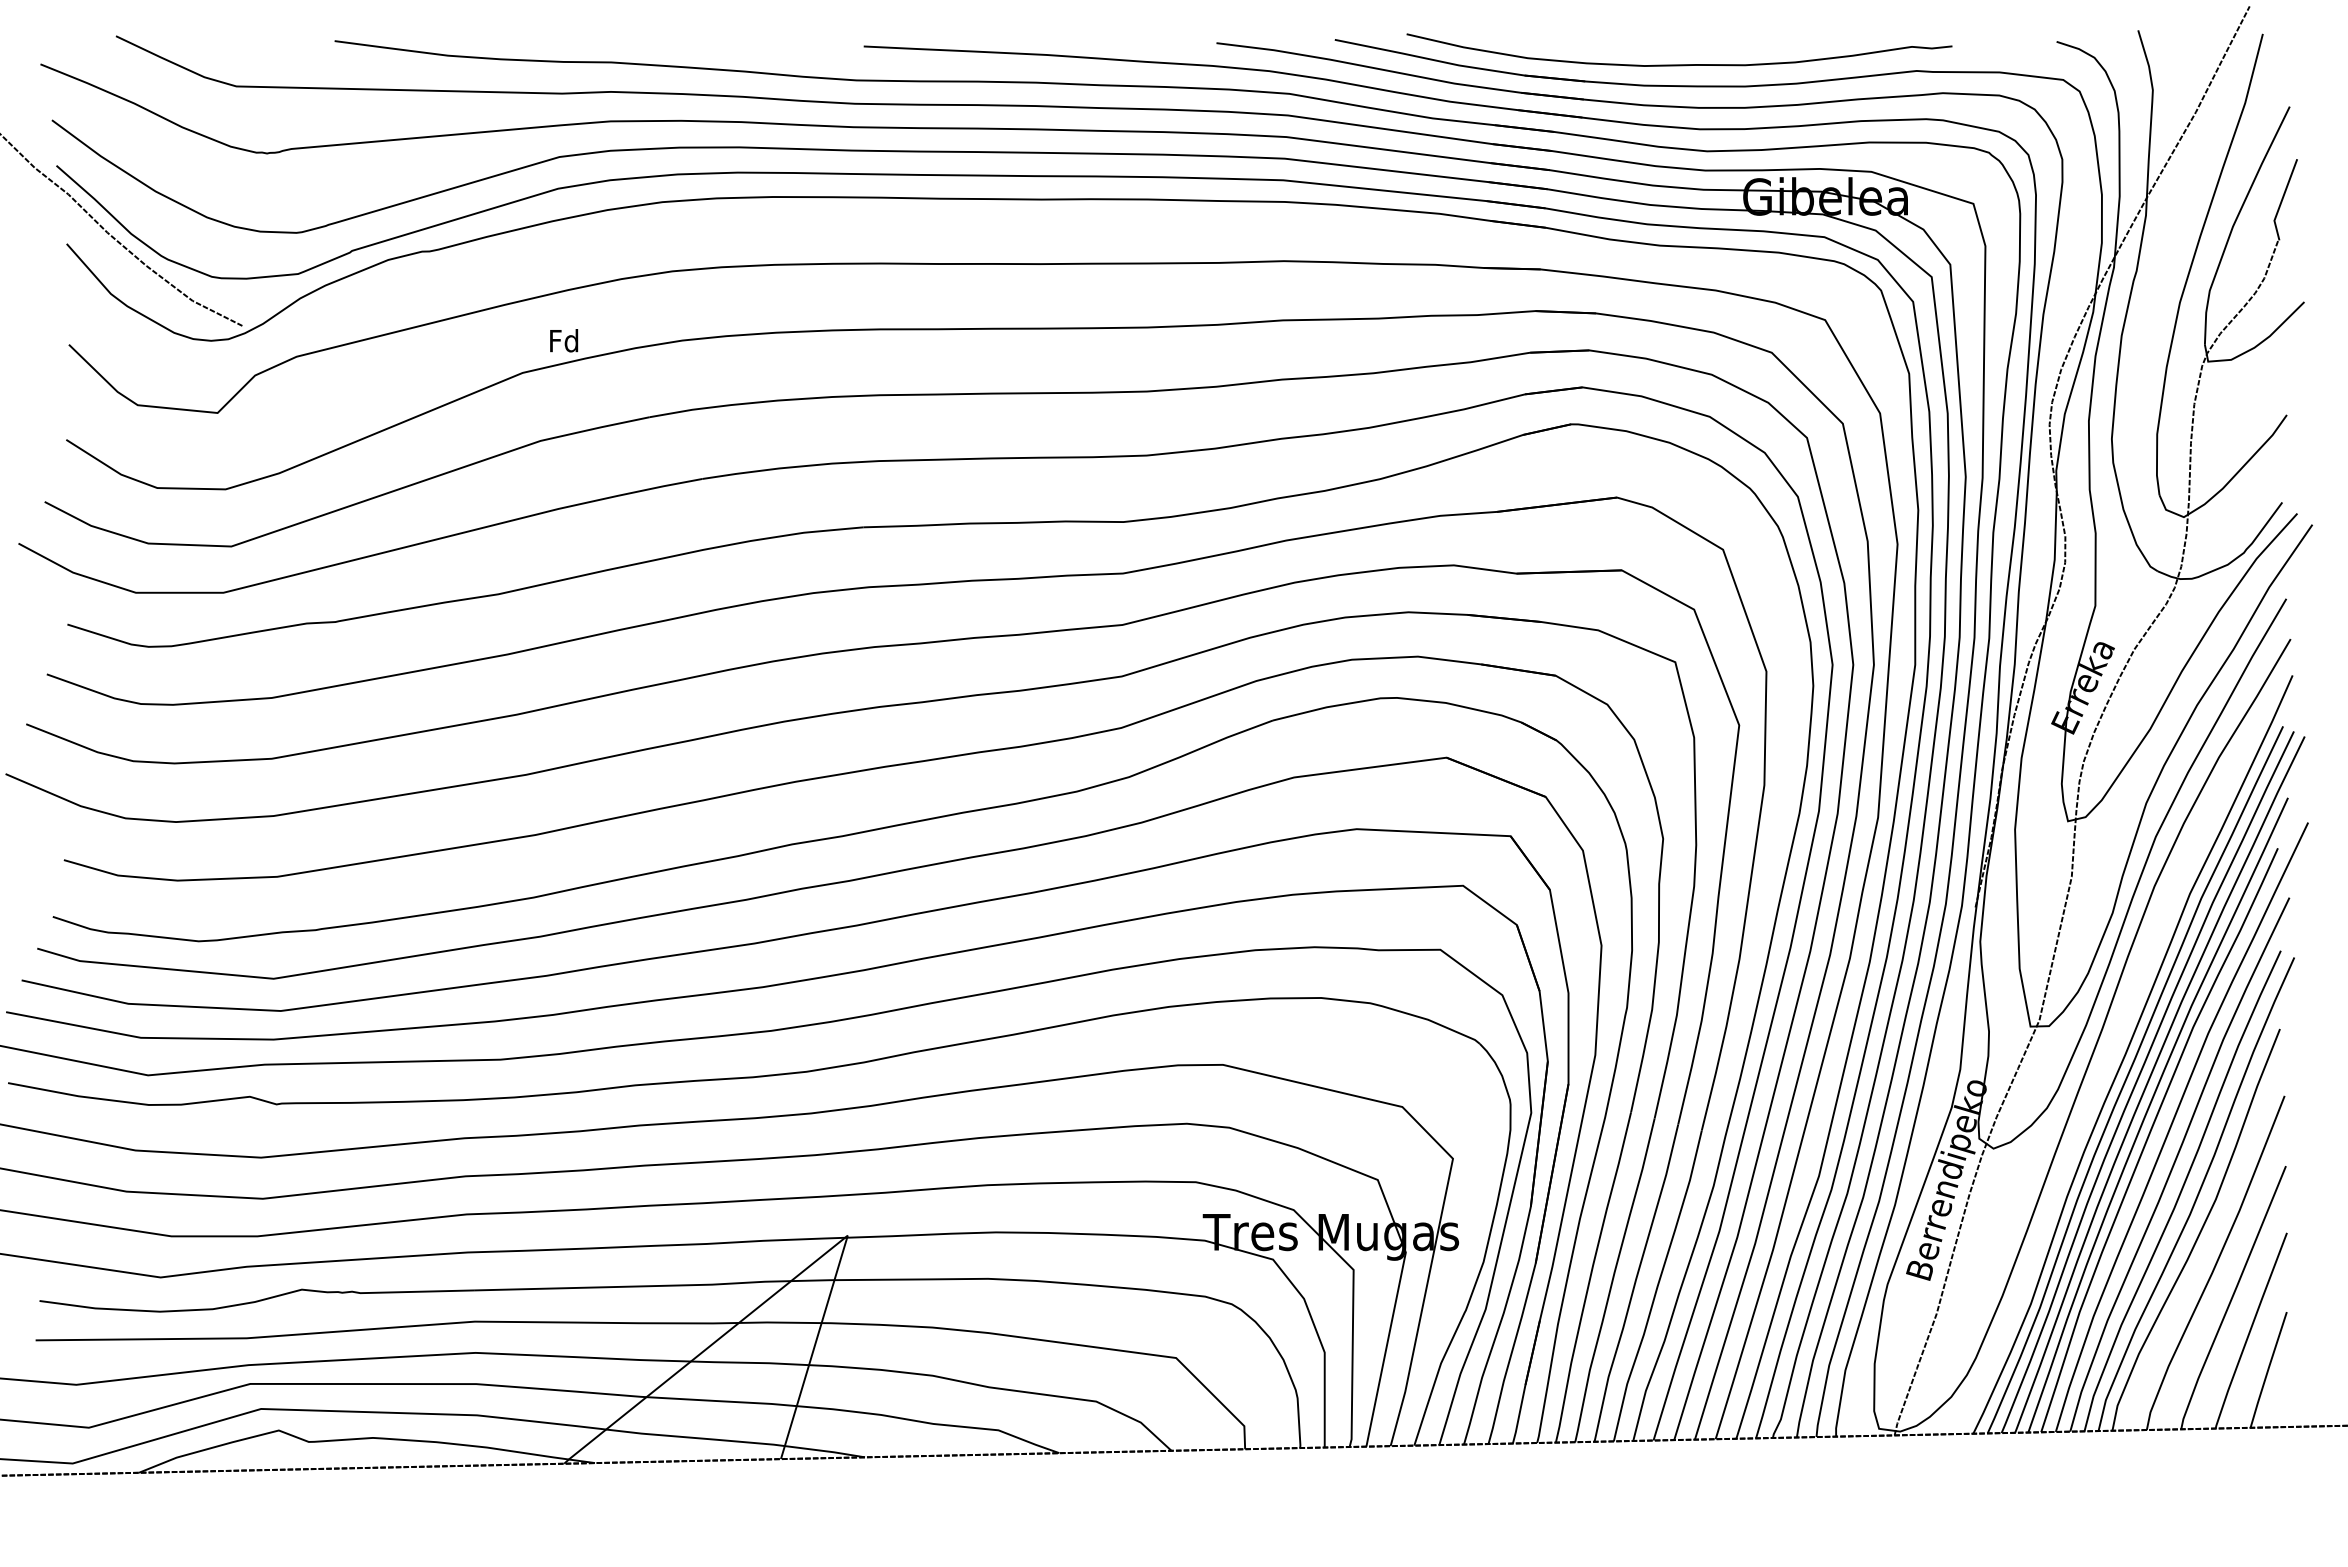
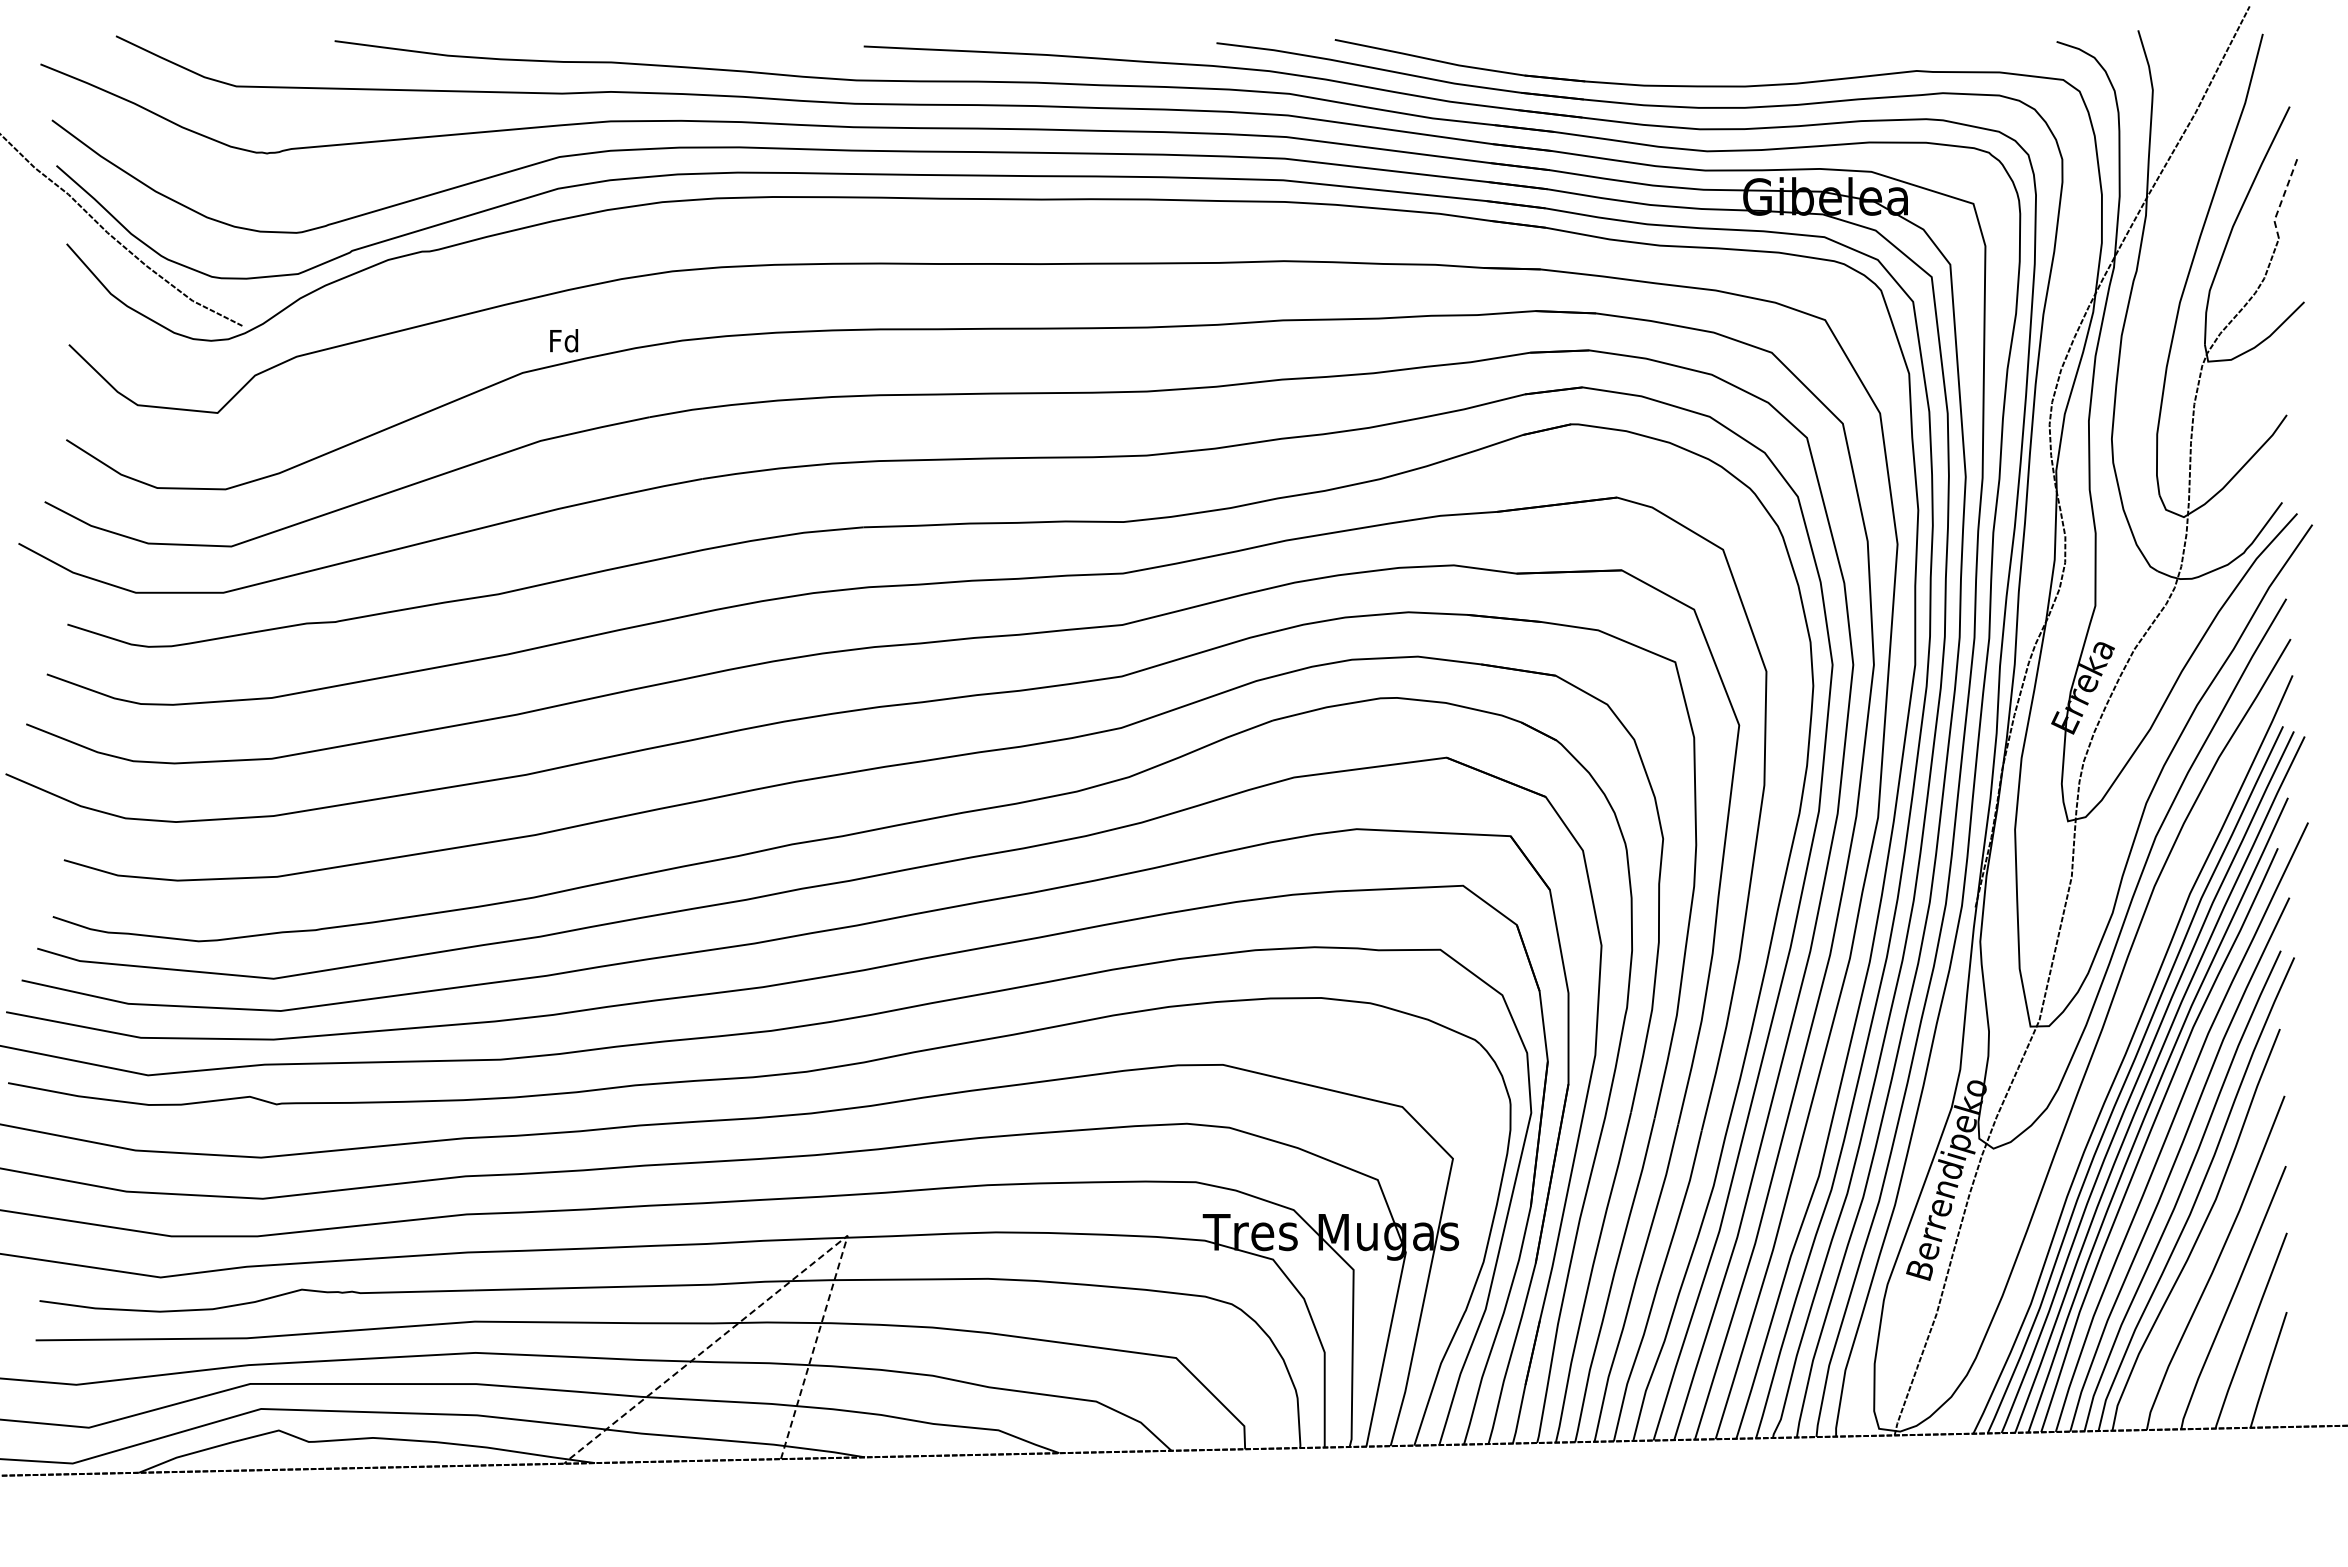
curve: present -> none (1679, 64)
line: solid -> dashed (2282, 200)
line: solid -> dashed (796, 1276)
